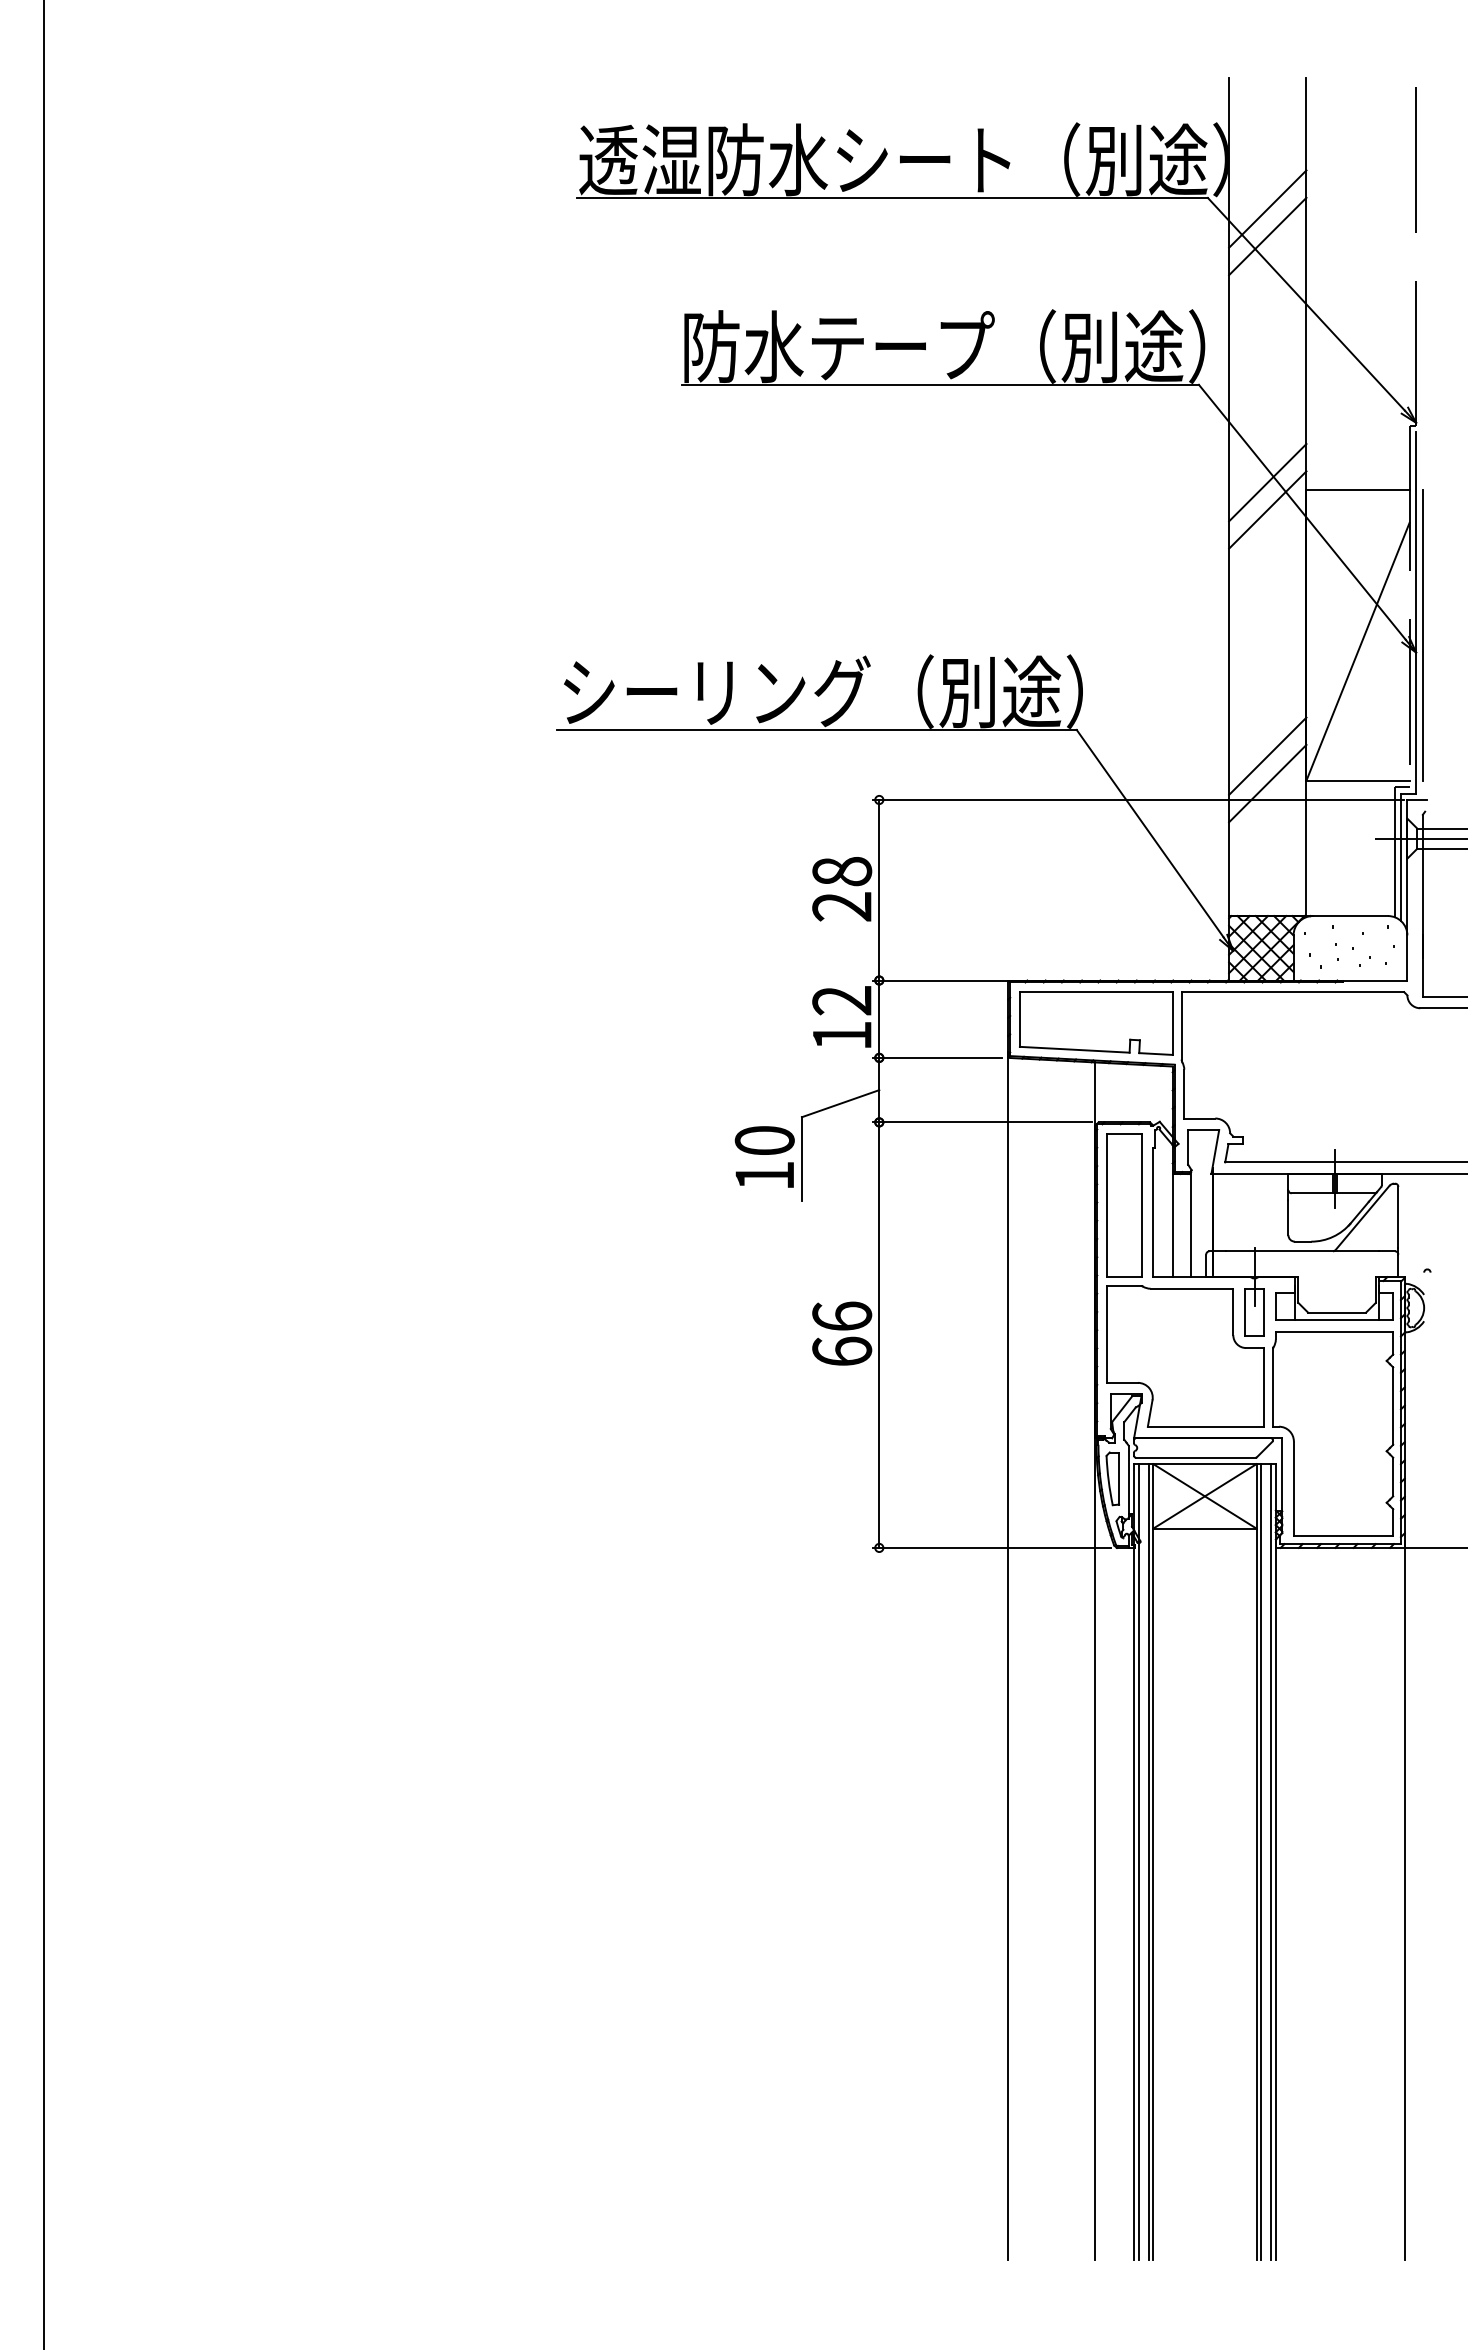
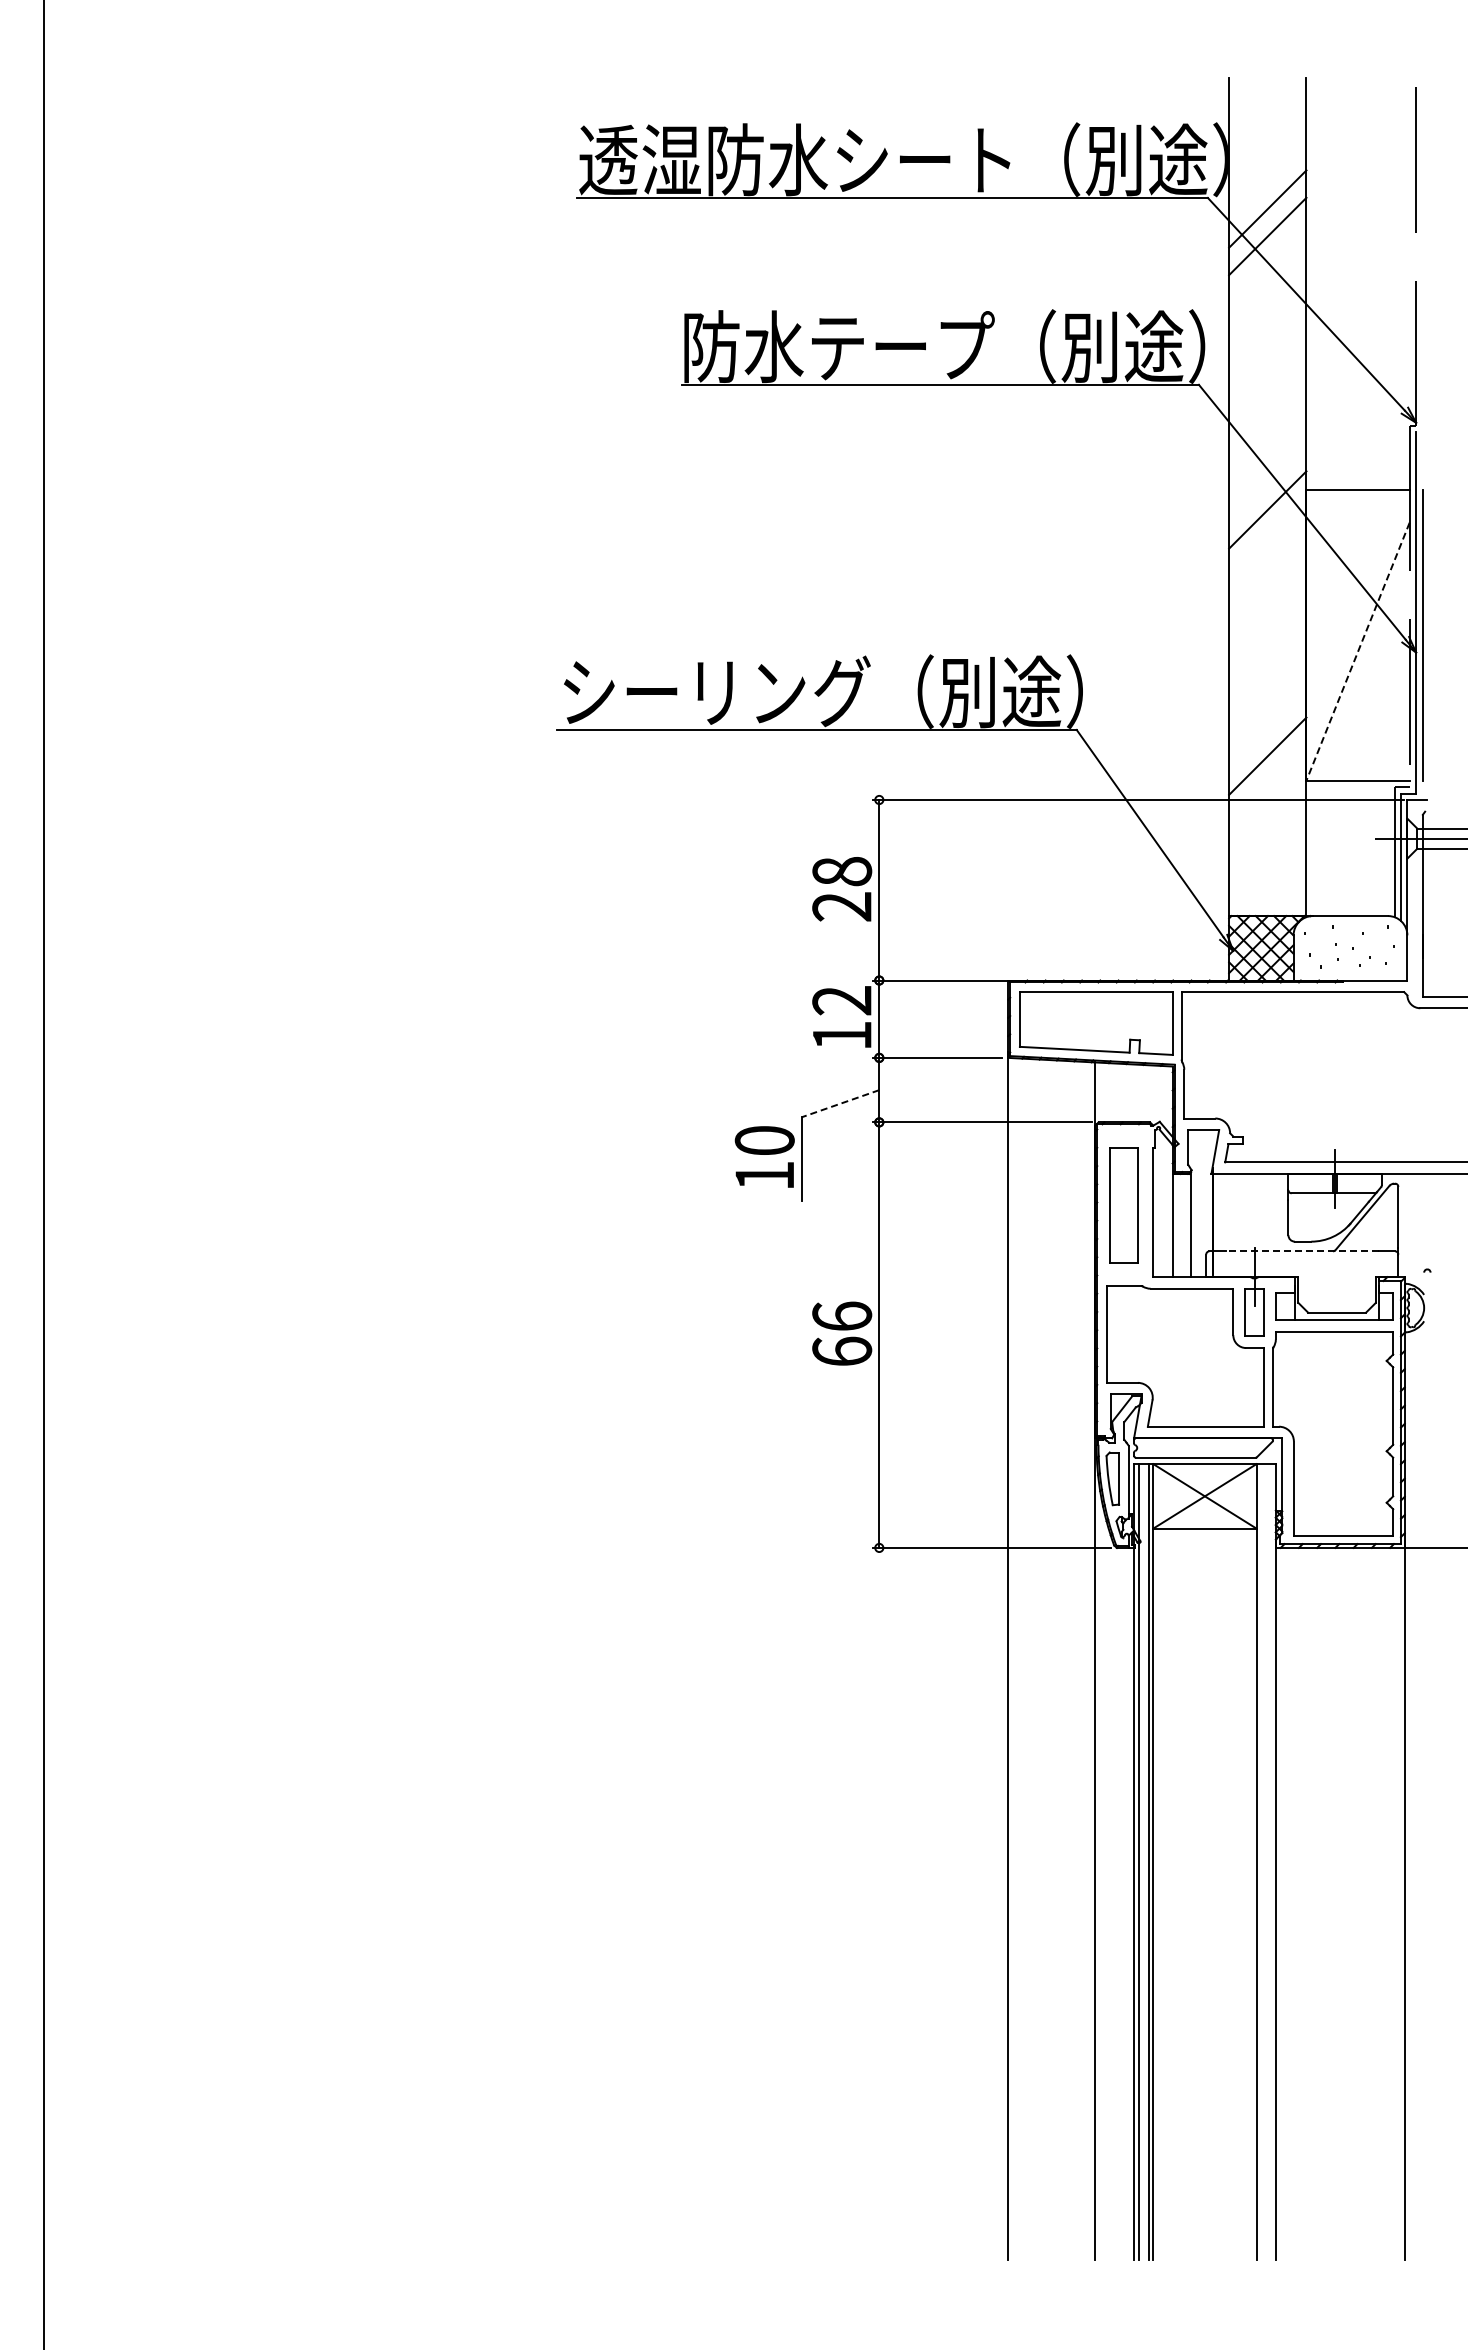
line: present -> none (1267, 482)
line: solid -> dashed (1358, 651)
line: present -> none (1267, 783)
line: solid -> dashed (840, 1103)
part size: 37x145 px -> 30x117 px (1123, 1205)
line: solid -> dashed (1302, 1251)
line: present -> none (1261, 1862)
line: present -> none (1271, 1862)
